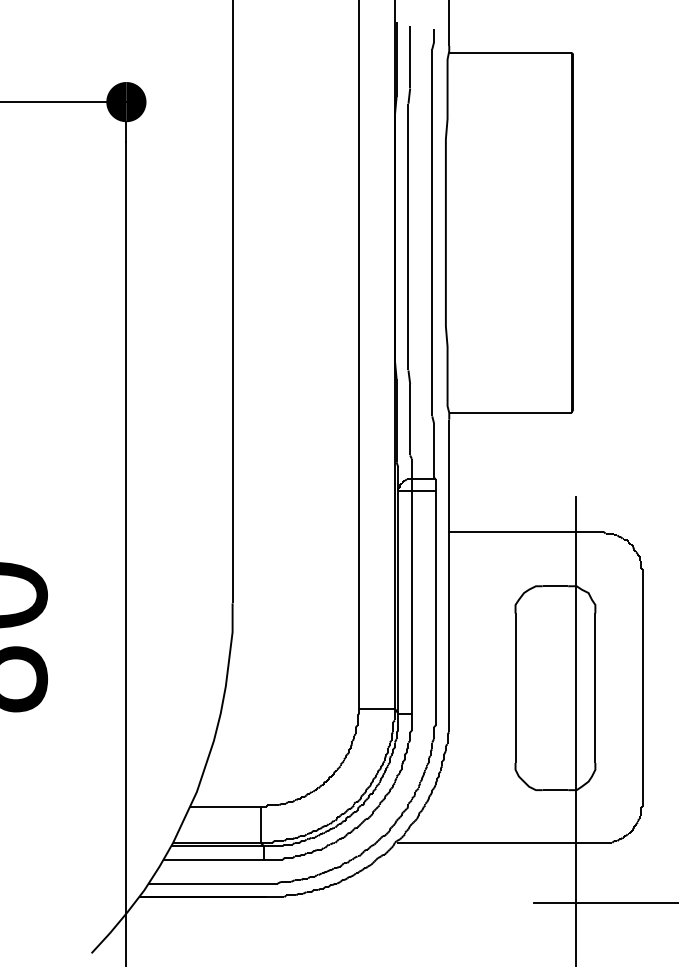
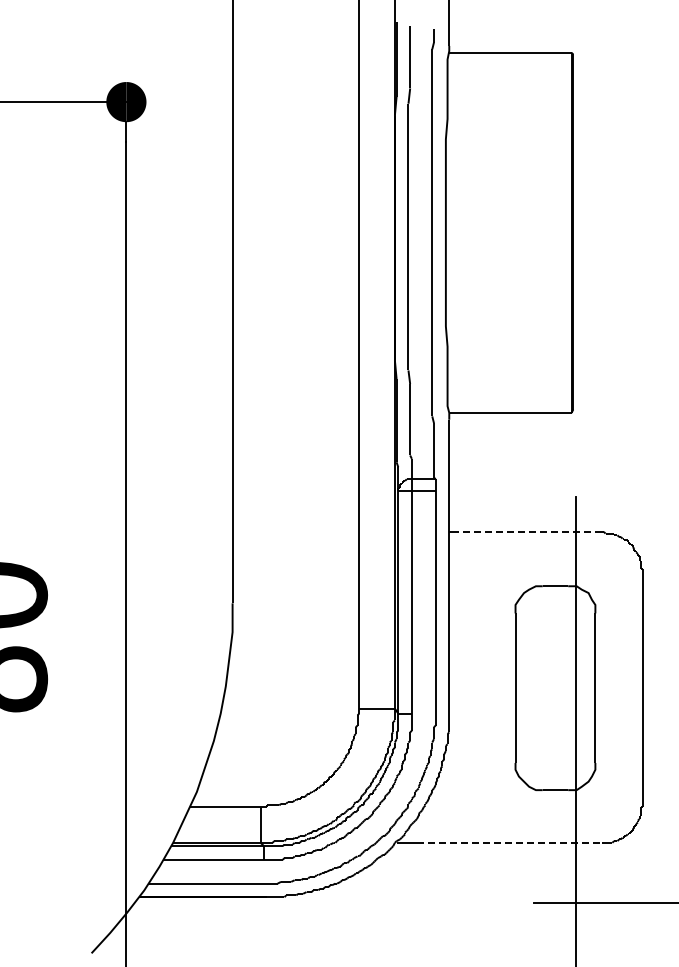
line: solid -> dashed (530, 531)
line: solid -> dashed (509, 842)
